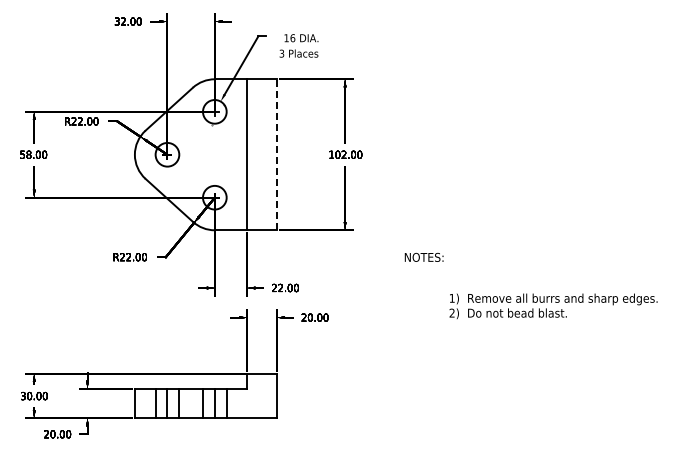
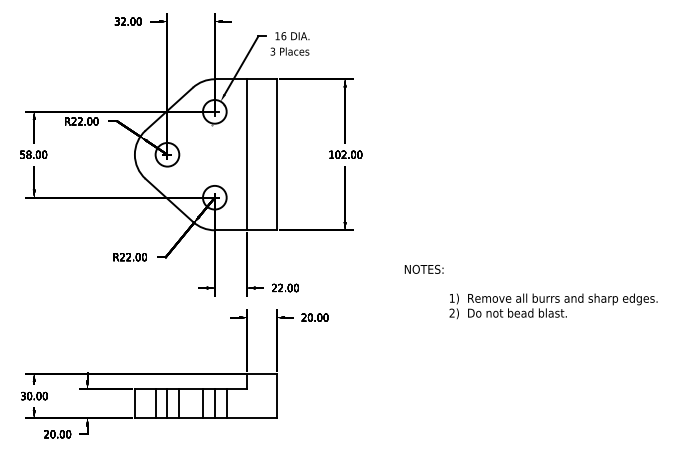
text position: (298, 45) -> (289, 43) (289, 43)
line: dashed -> solid (277, 154)
text position: (423, 256) -> (423, 268) (423, 268)
